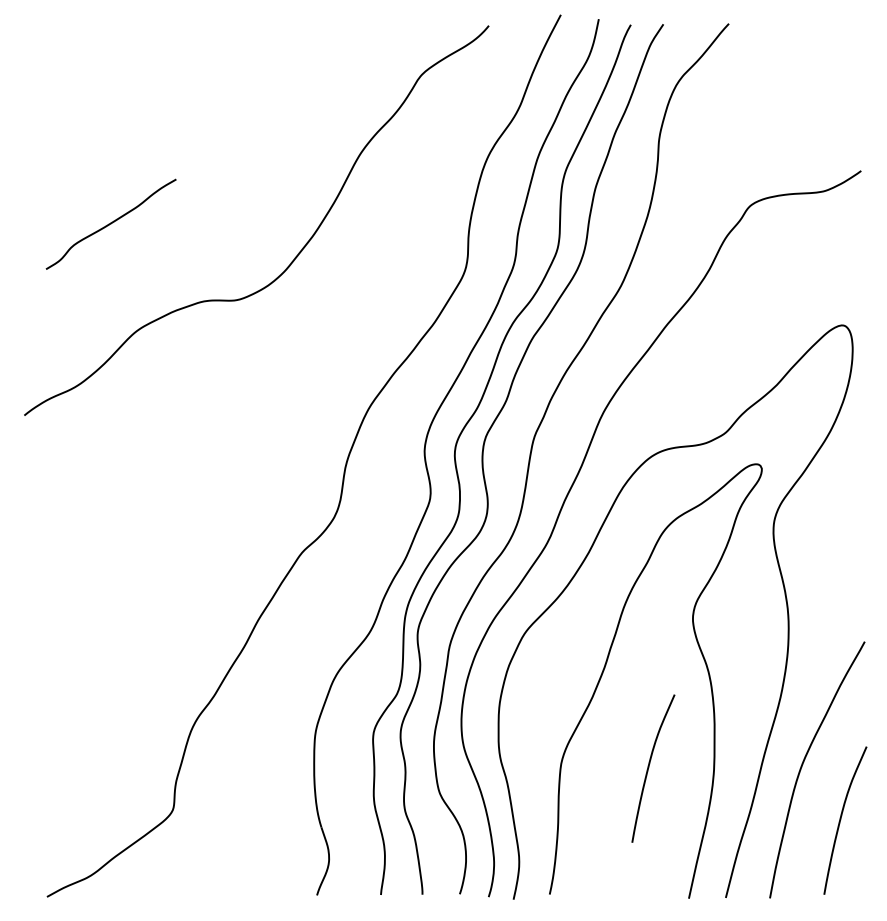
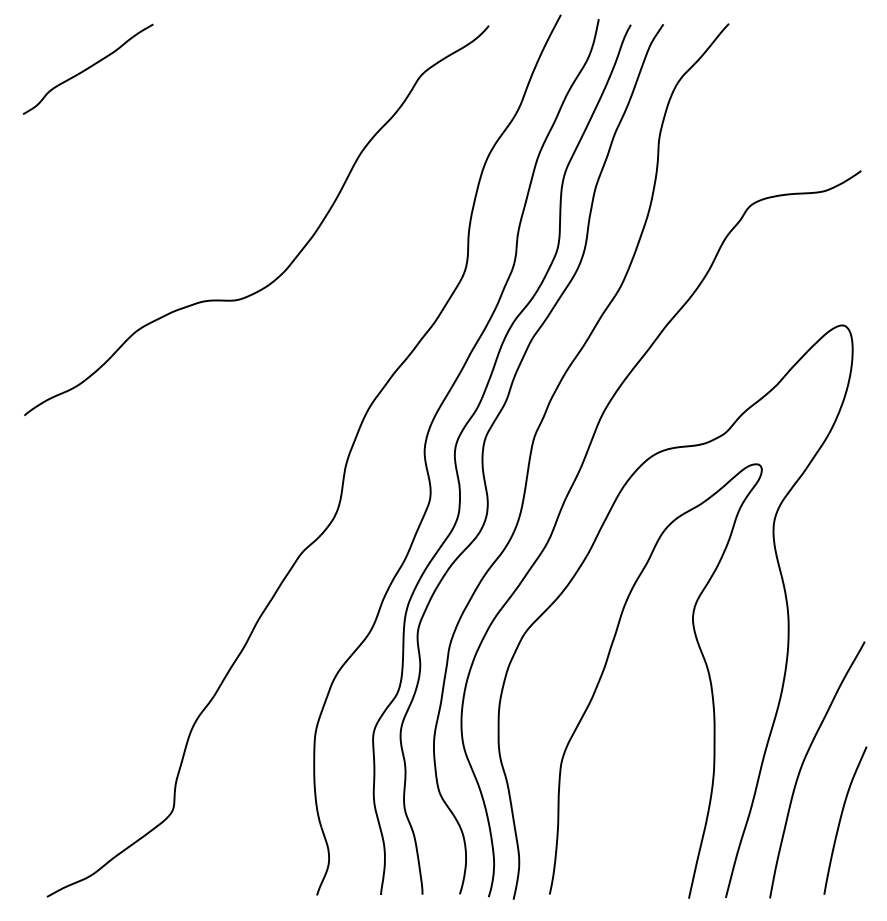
curve position: (110, 223) -> (87, 68) (87, 68)
curve: present -> none (649, 767)
